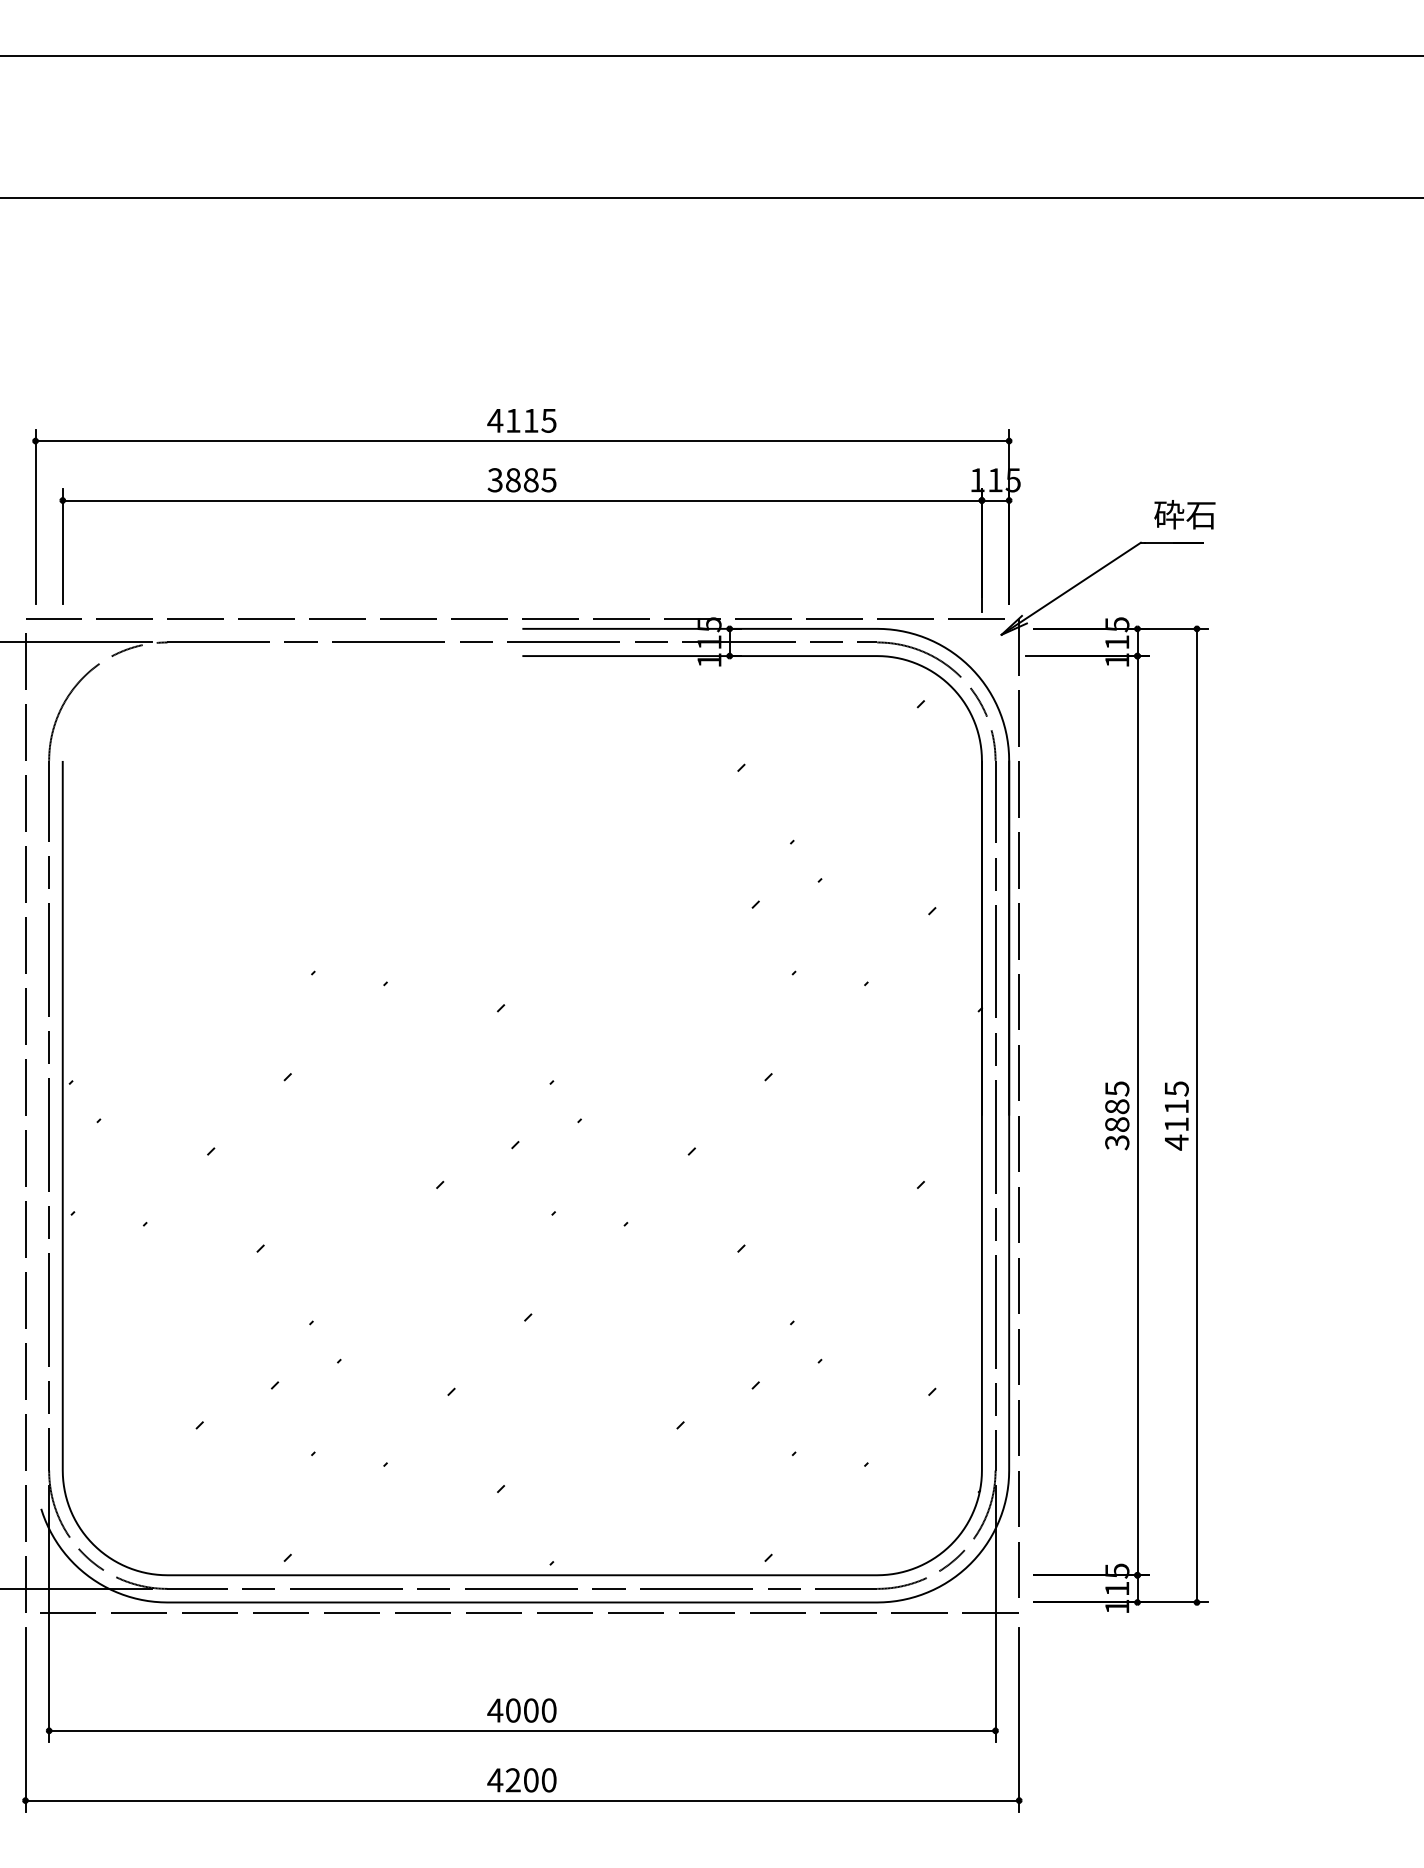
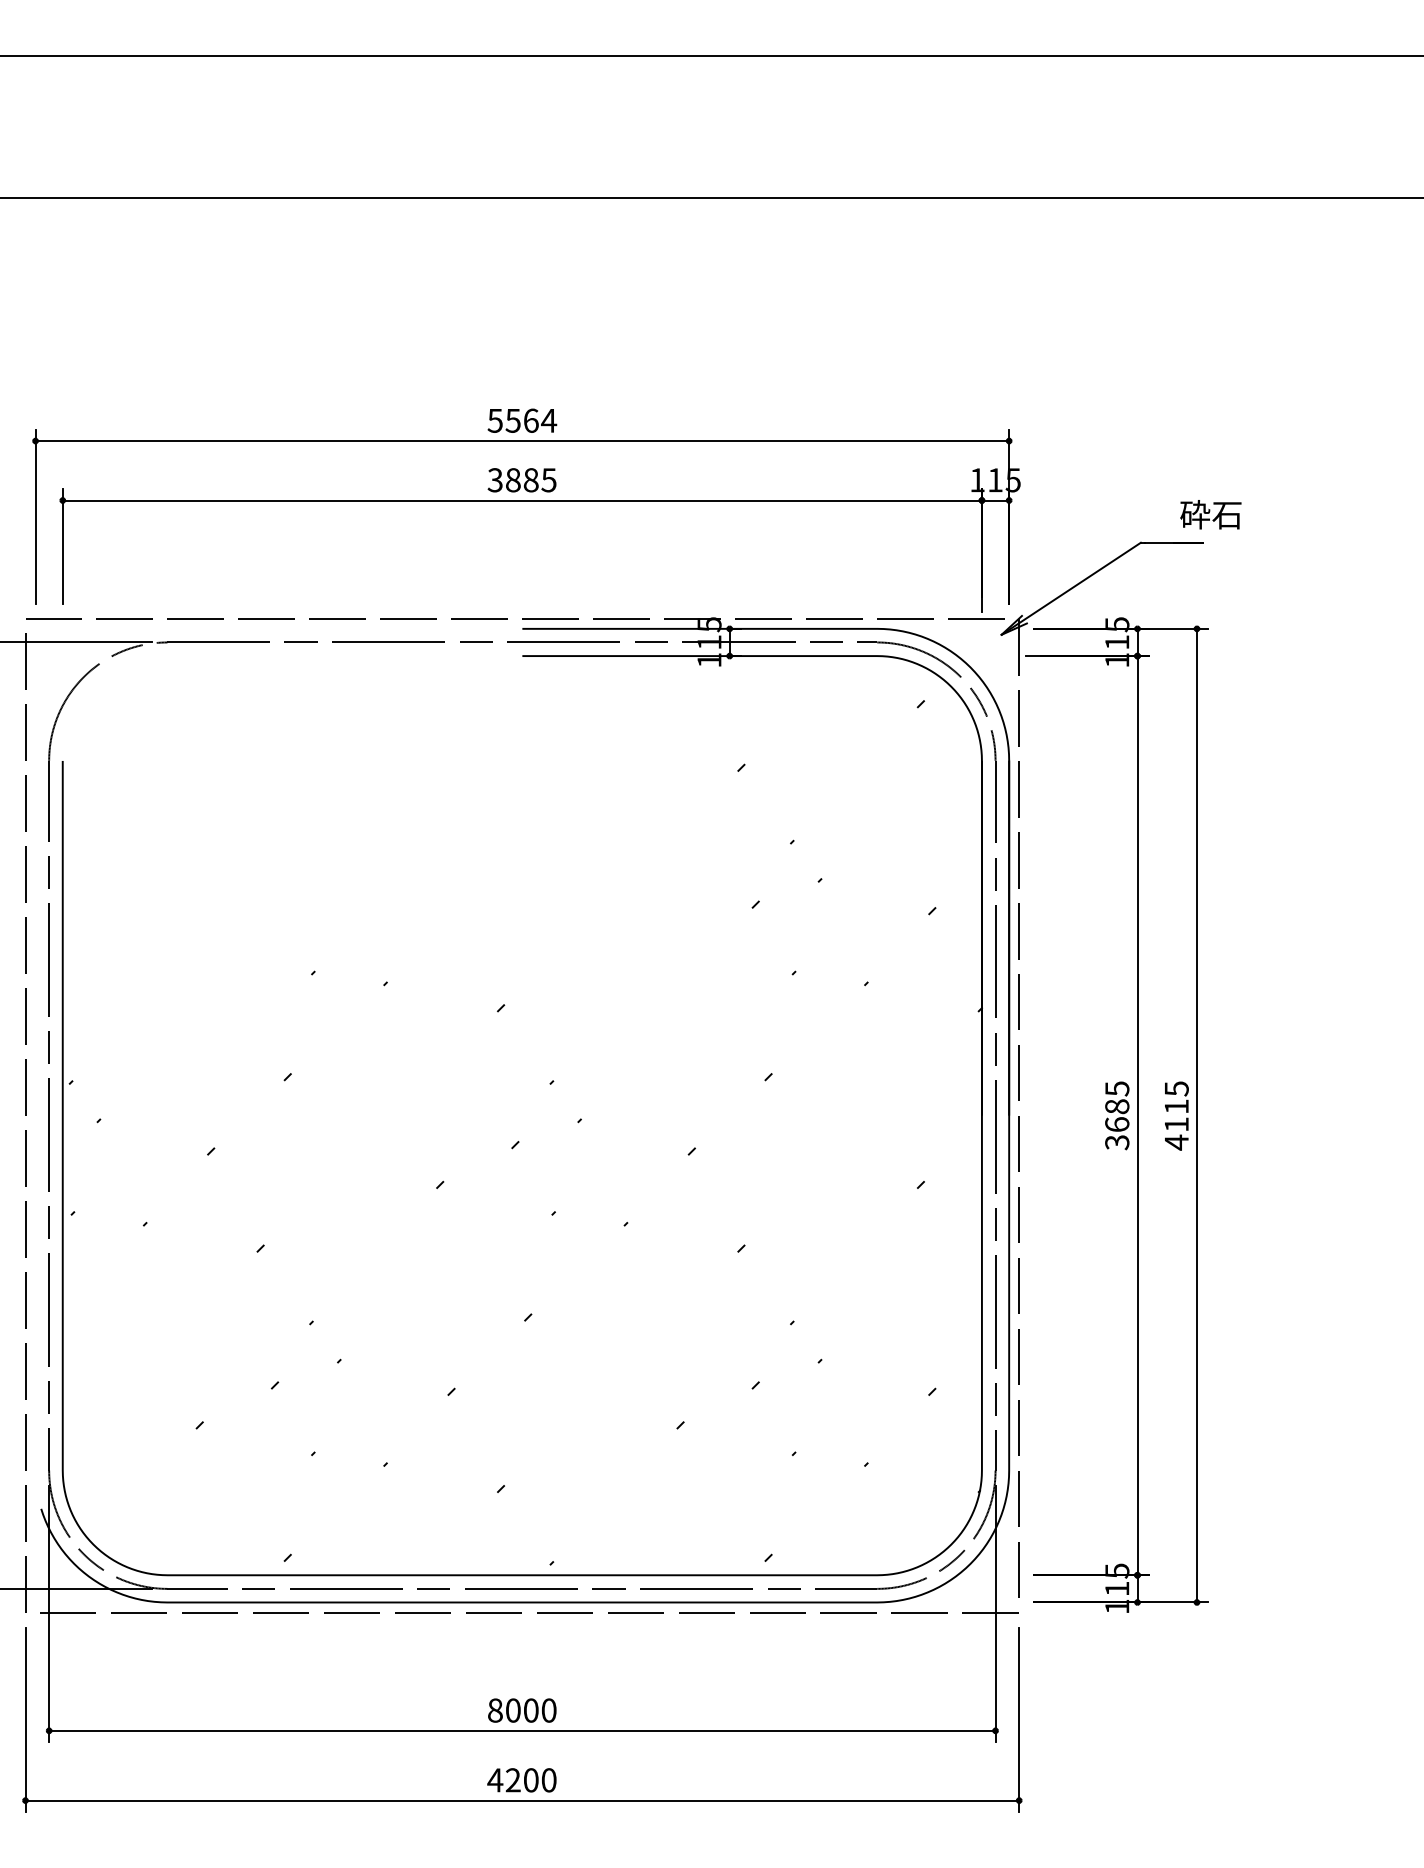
text: 4115 -> 5564 (522, 420)
text position: (1184, 514) -> (1210, 514) (1210, 514)
text: 3885 -> 3685 (1117, 1124)
text: 4000 -> 8000 (495, 1710)
